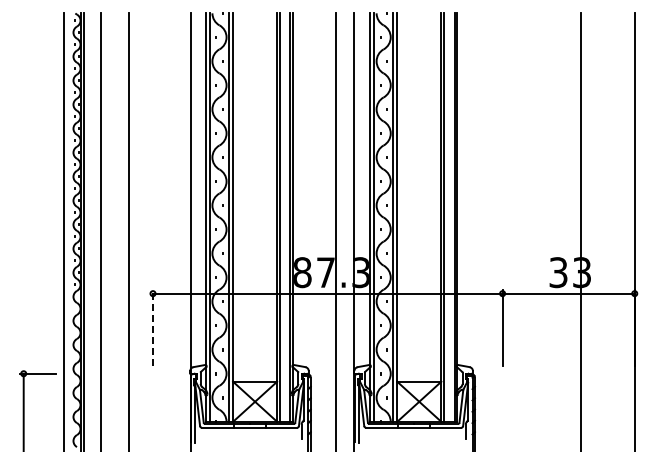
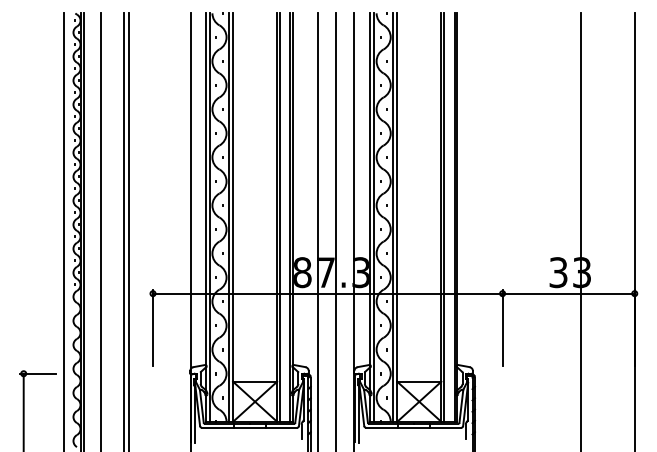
line: none -> present (124, 230)
line: none -> present (317, 230)
line: dashed -> solid (153, 327)
